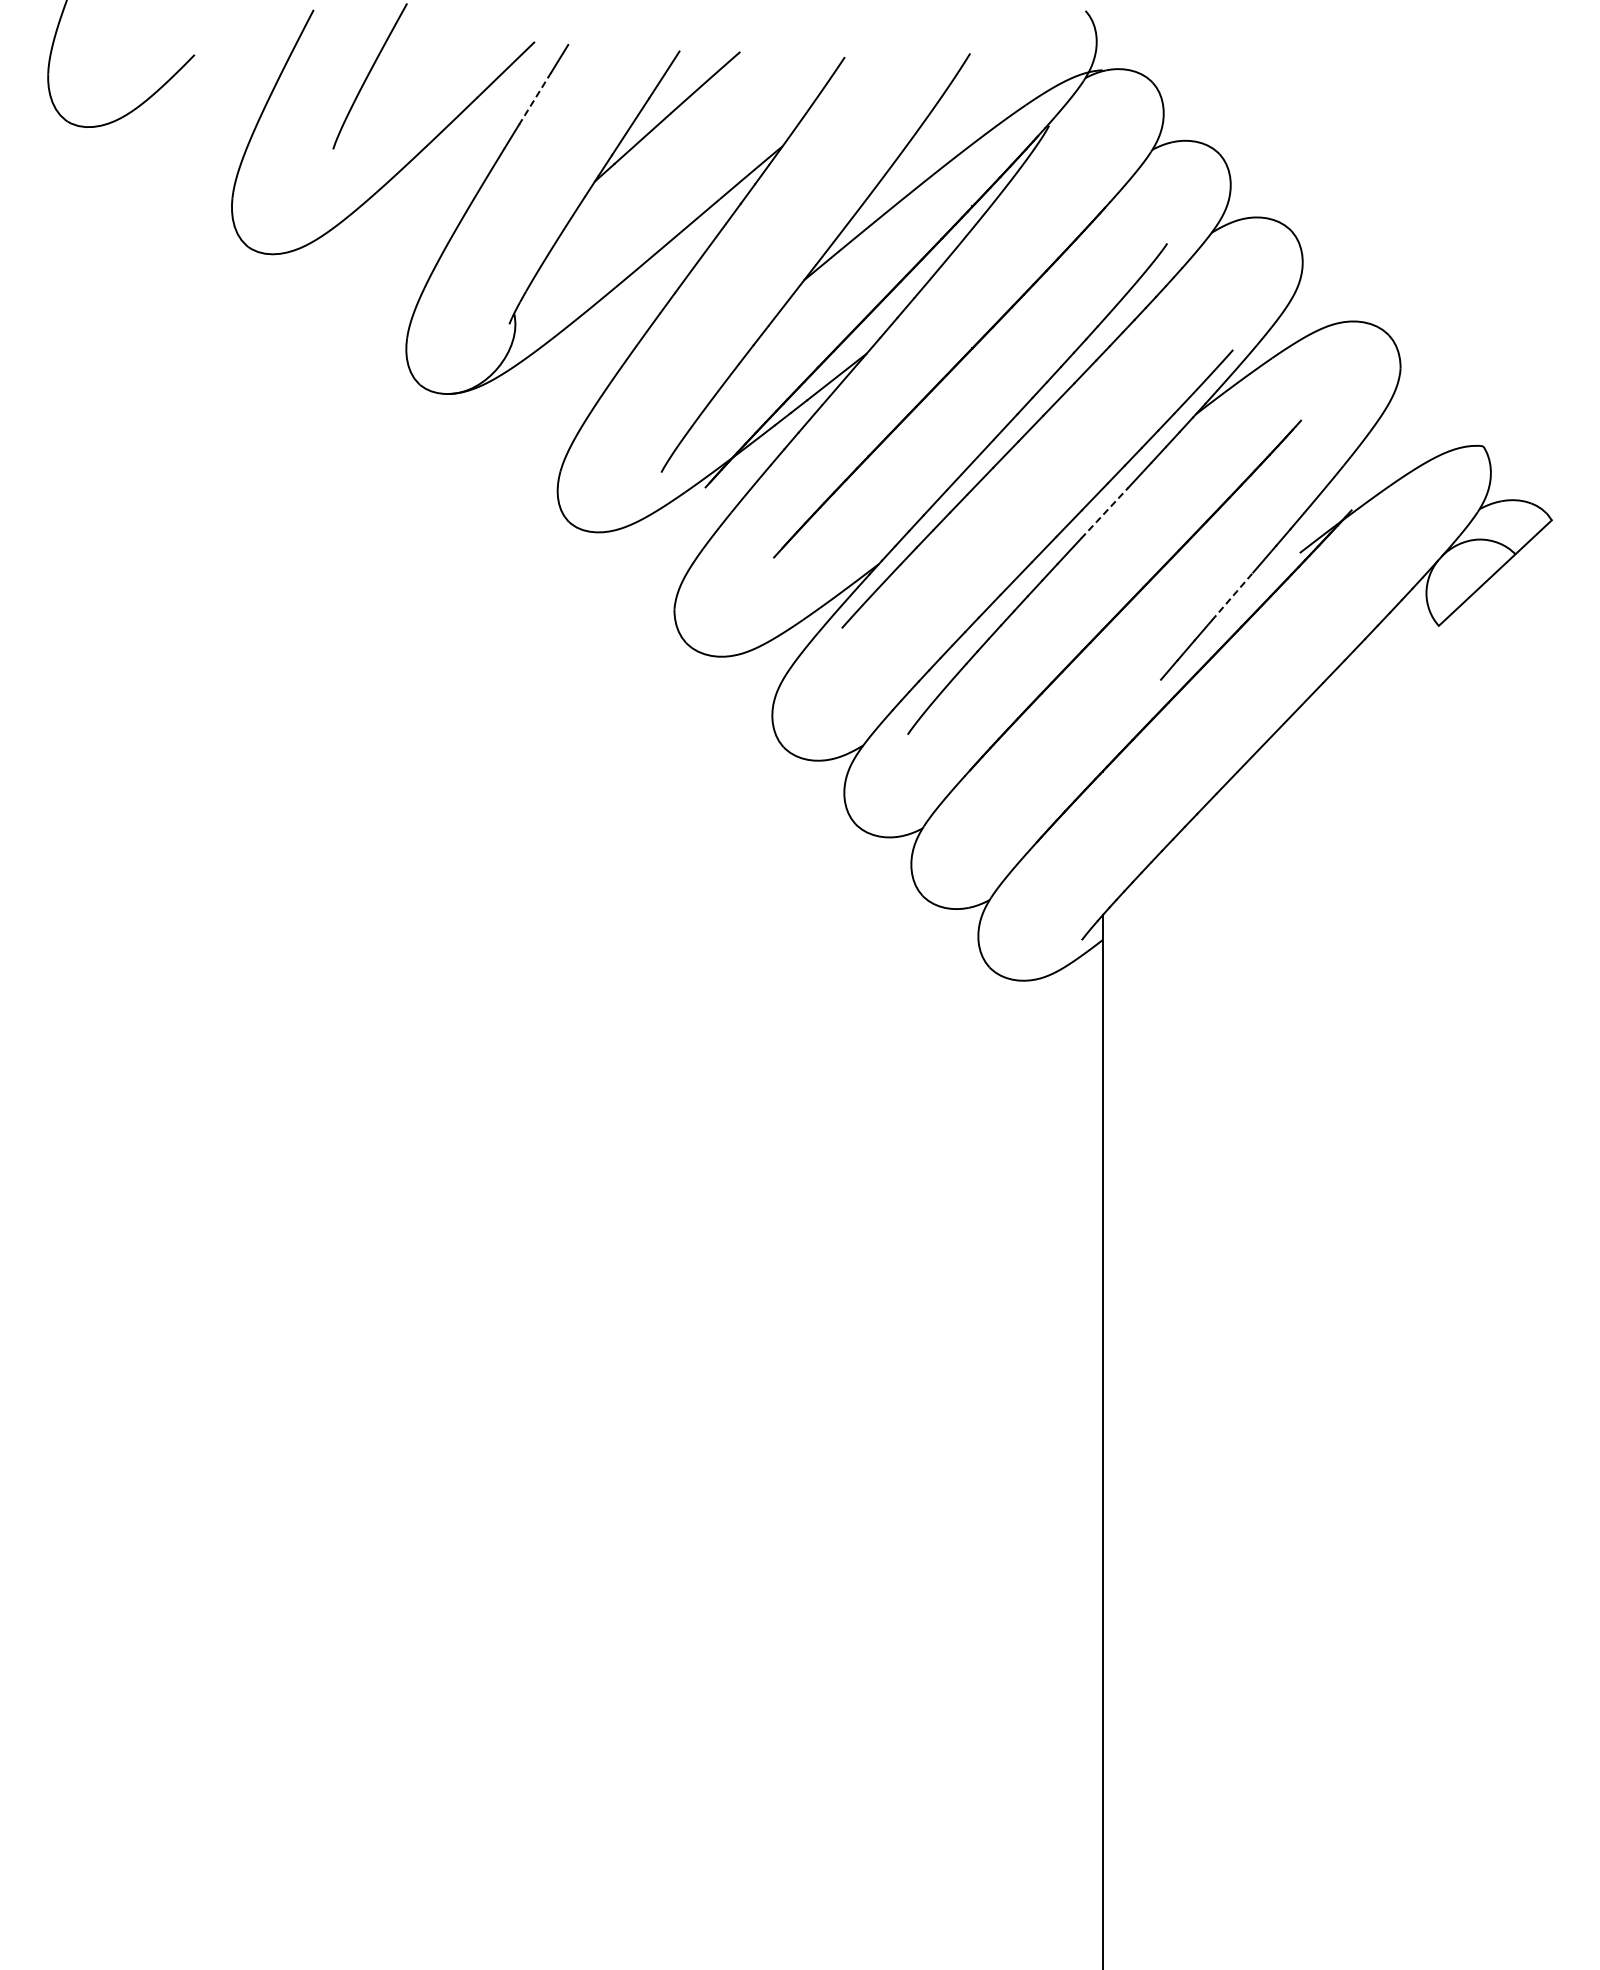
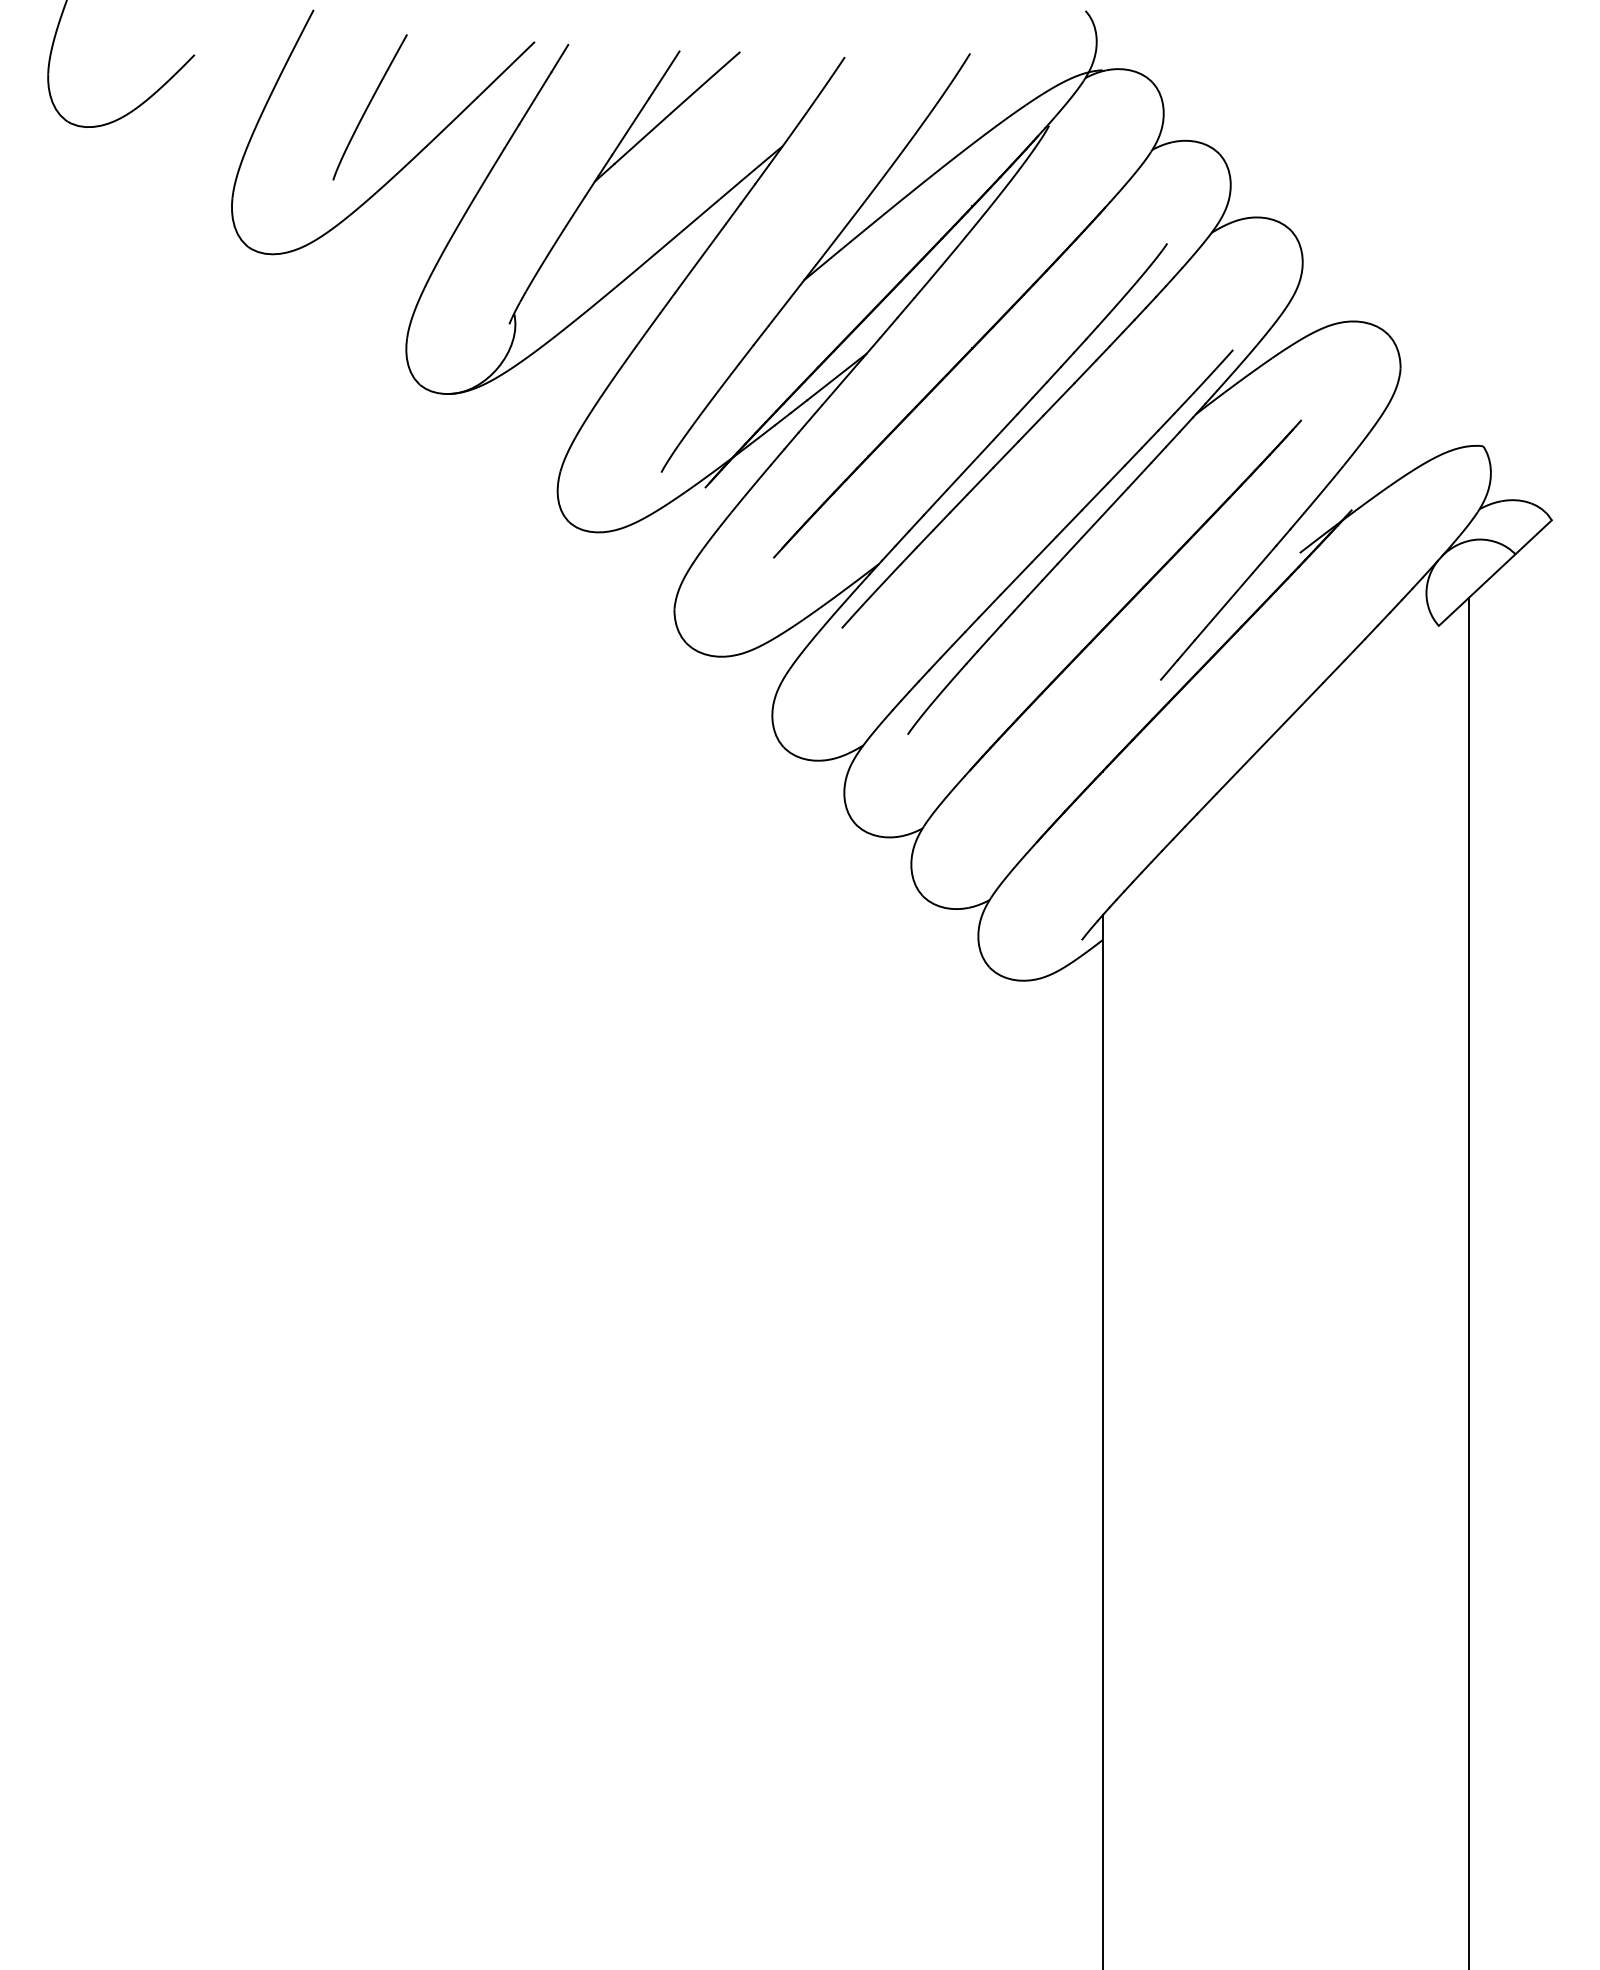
curve position: (369, 75) -> (369, 106) (369, 106)
line: dashed -> solid (535, 98)
line: dashed -> solid (1104, 513)
line: dashed -> solid (1233, 595)
line: none -> present (1468, 1281)
